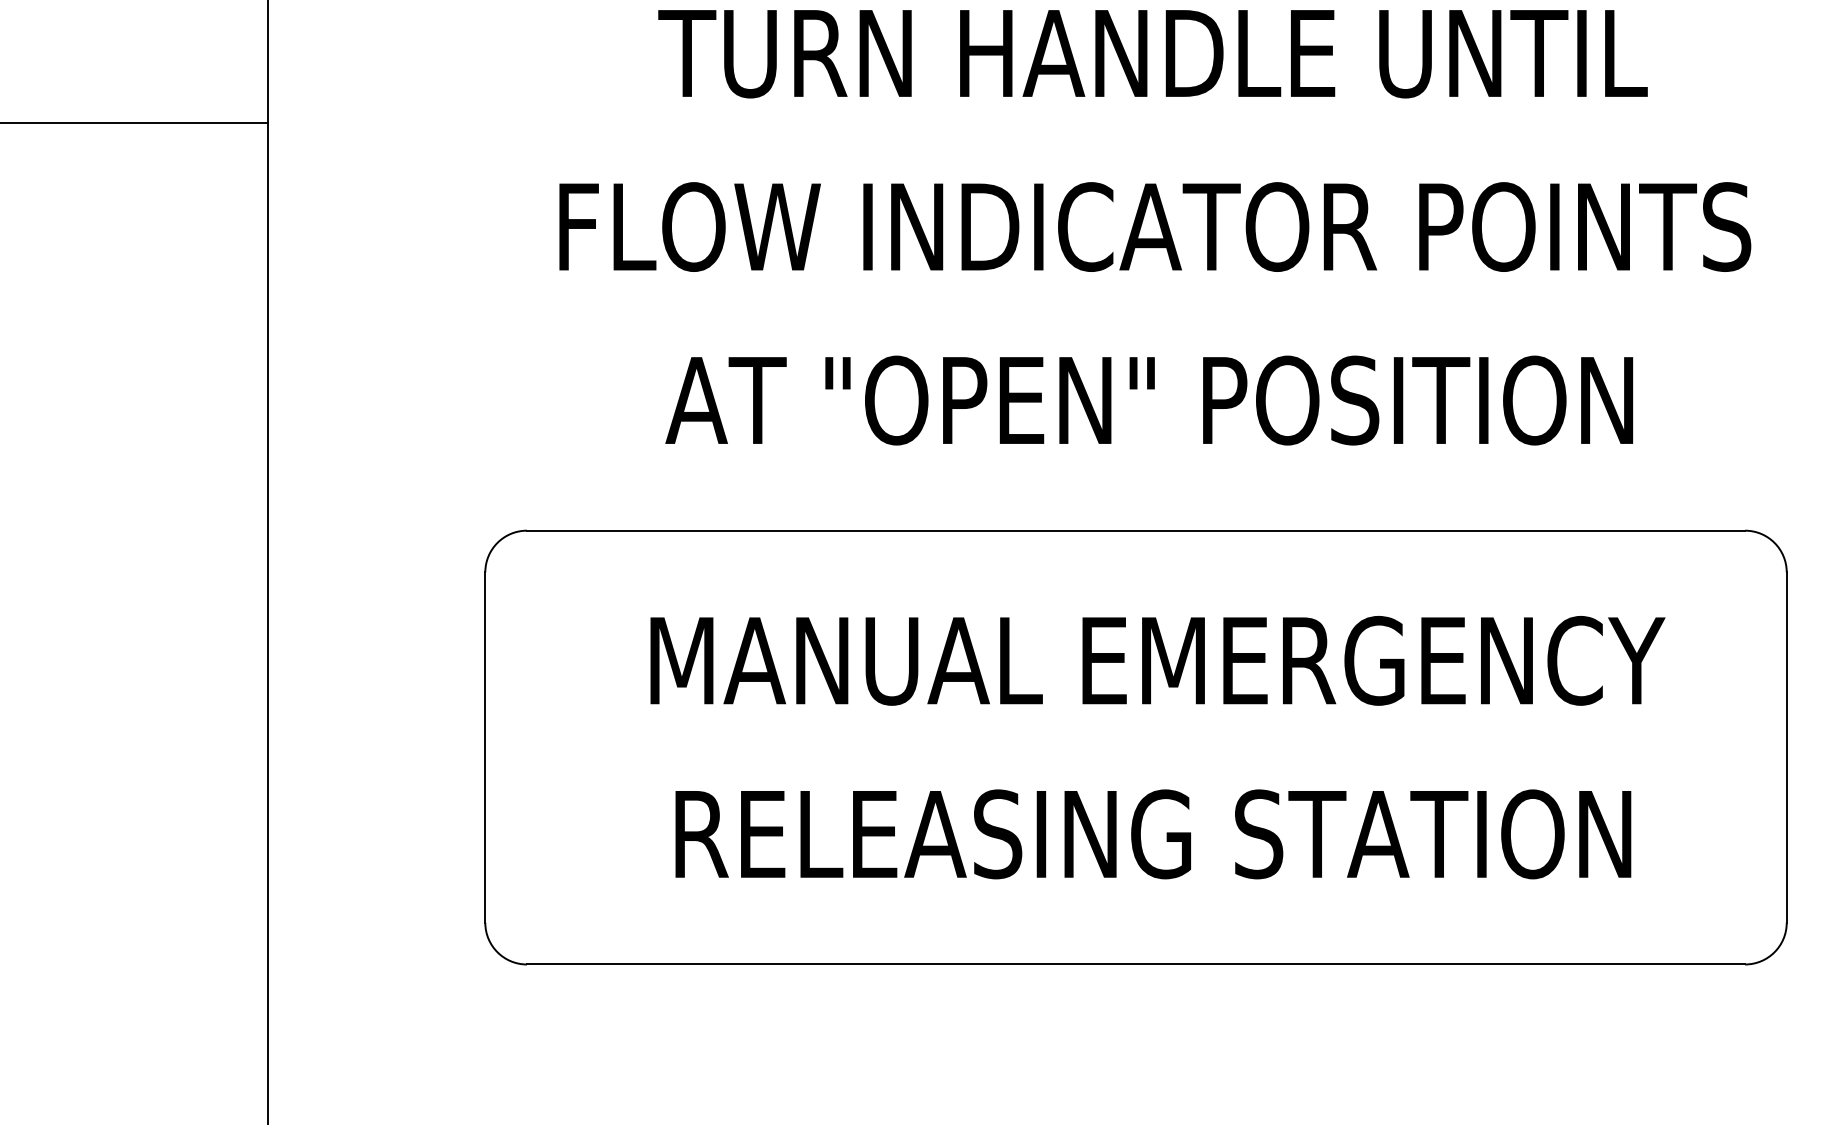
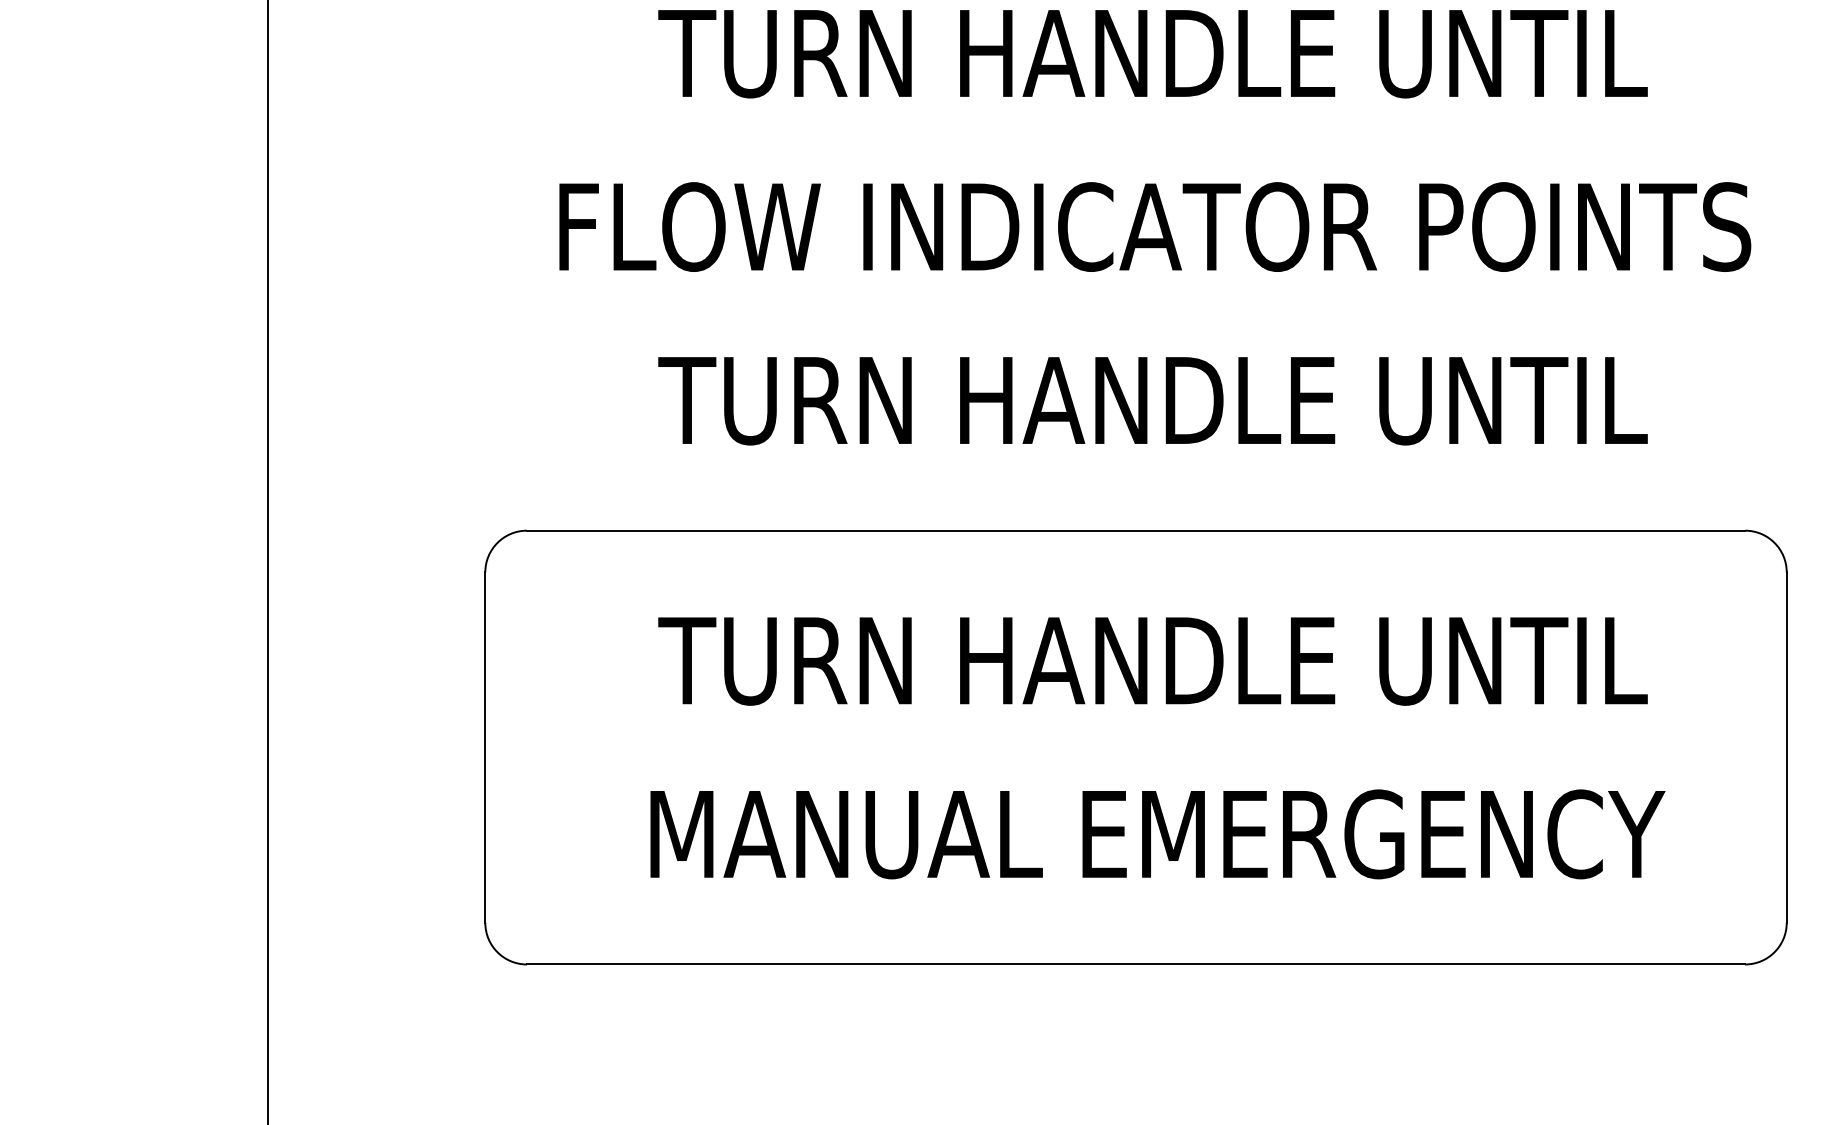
line: present -> none (135, 122)
text: AT "OPEN" POSITION -> TURN HANDLE UNTIL (1152, 400)
text: MANUAL EMERGENCY -> TURN HANDLE UNTIL (1157, 660)
text: RELEASING STATION -> MANUAL EMERGENCY (1157, 834)
